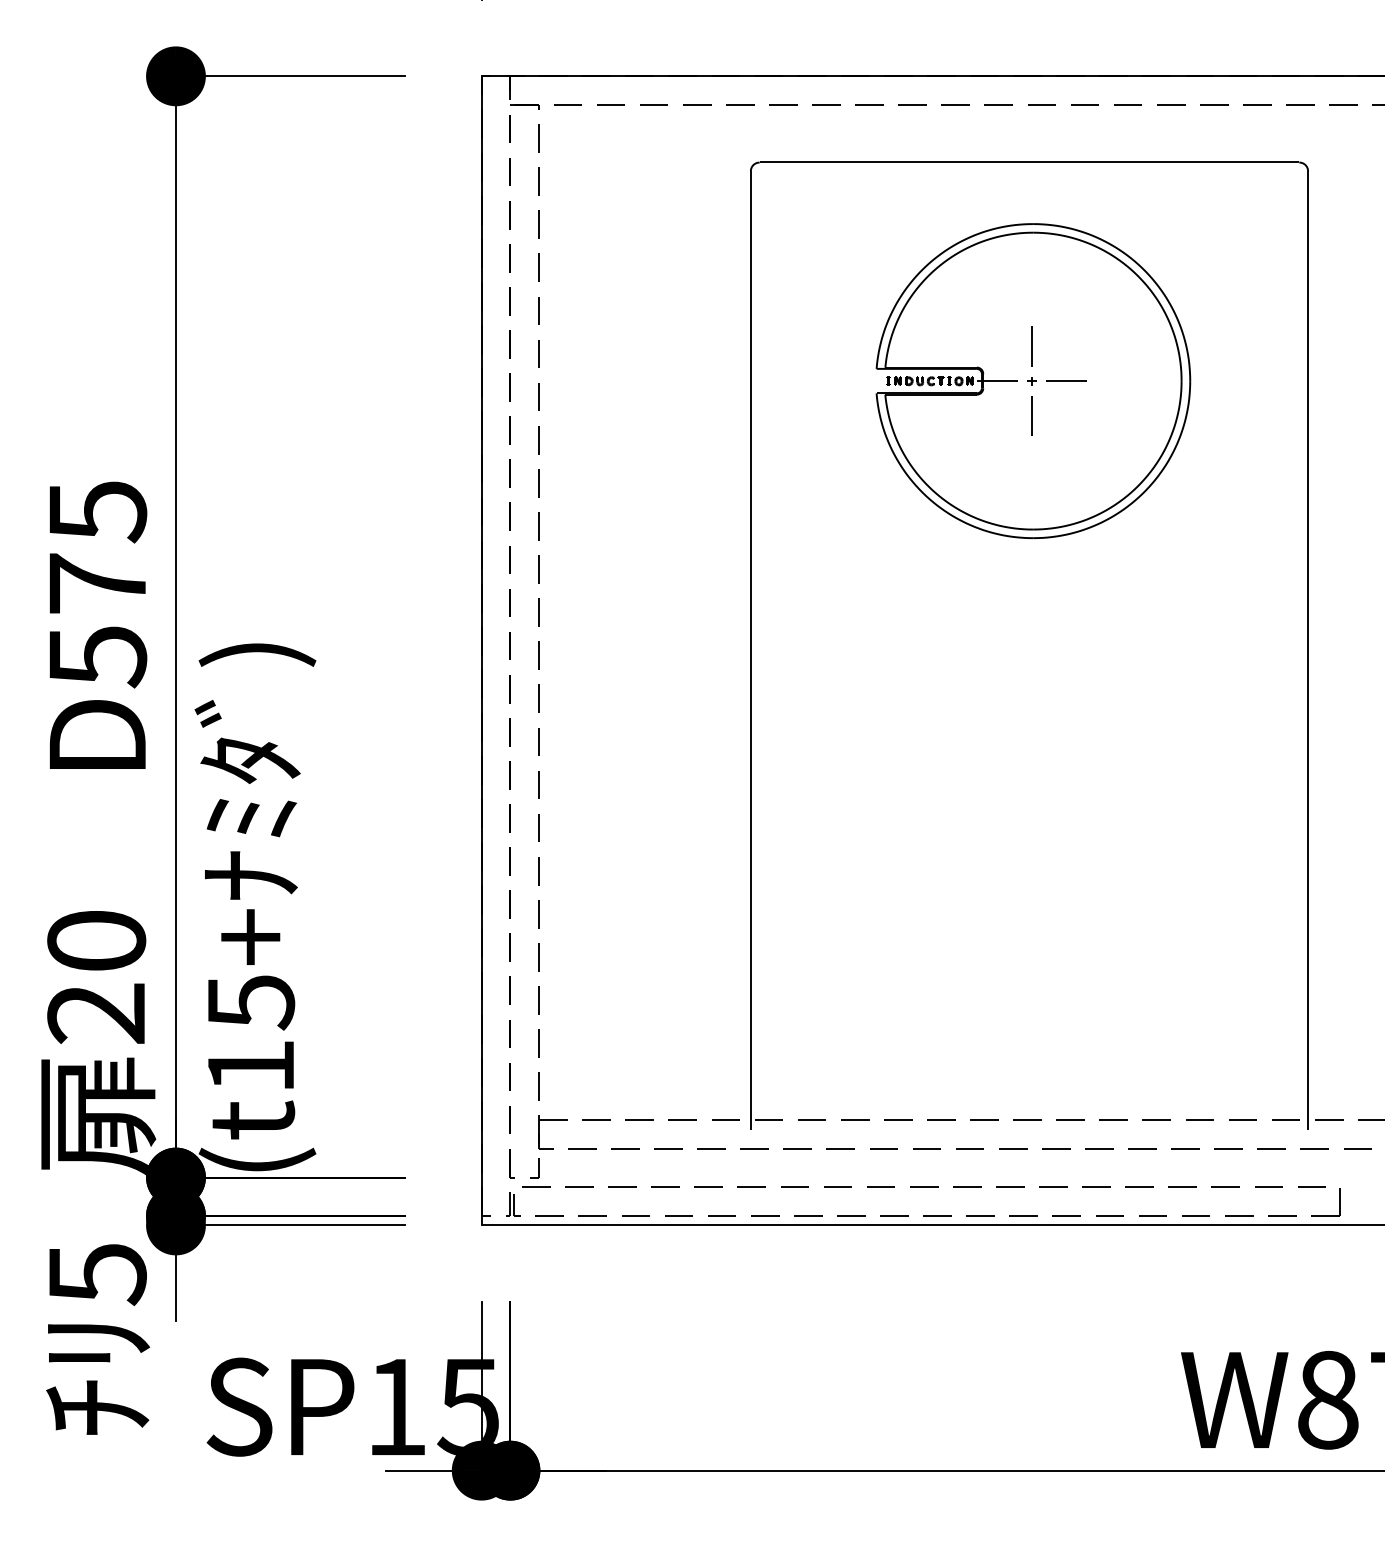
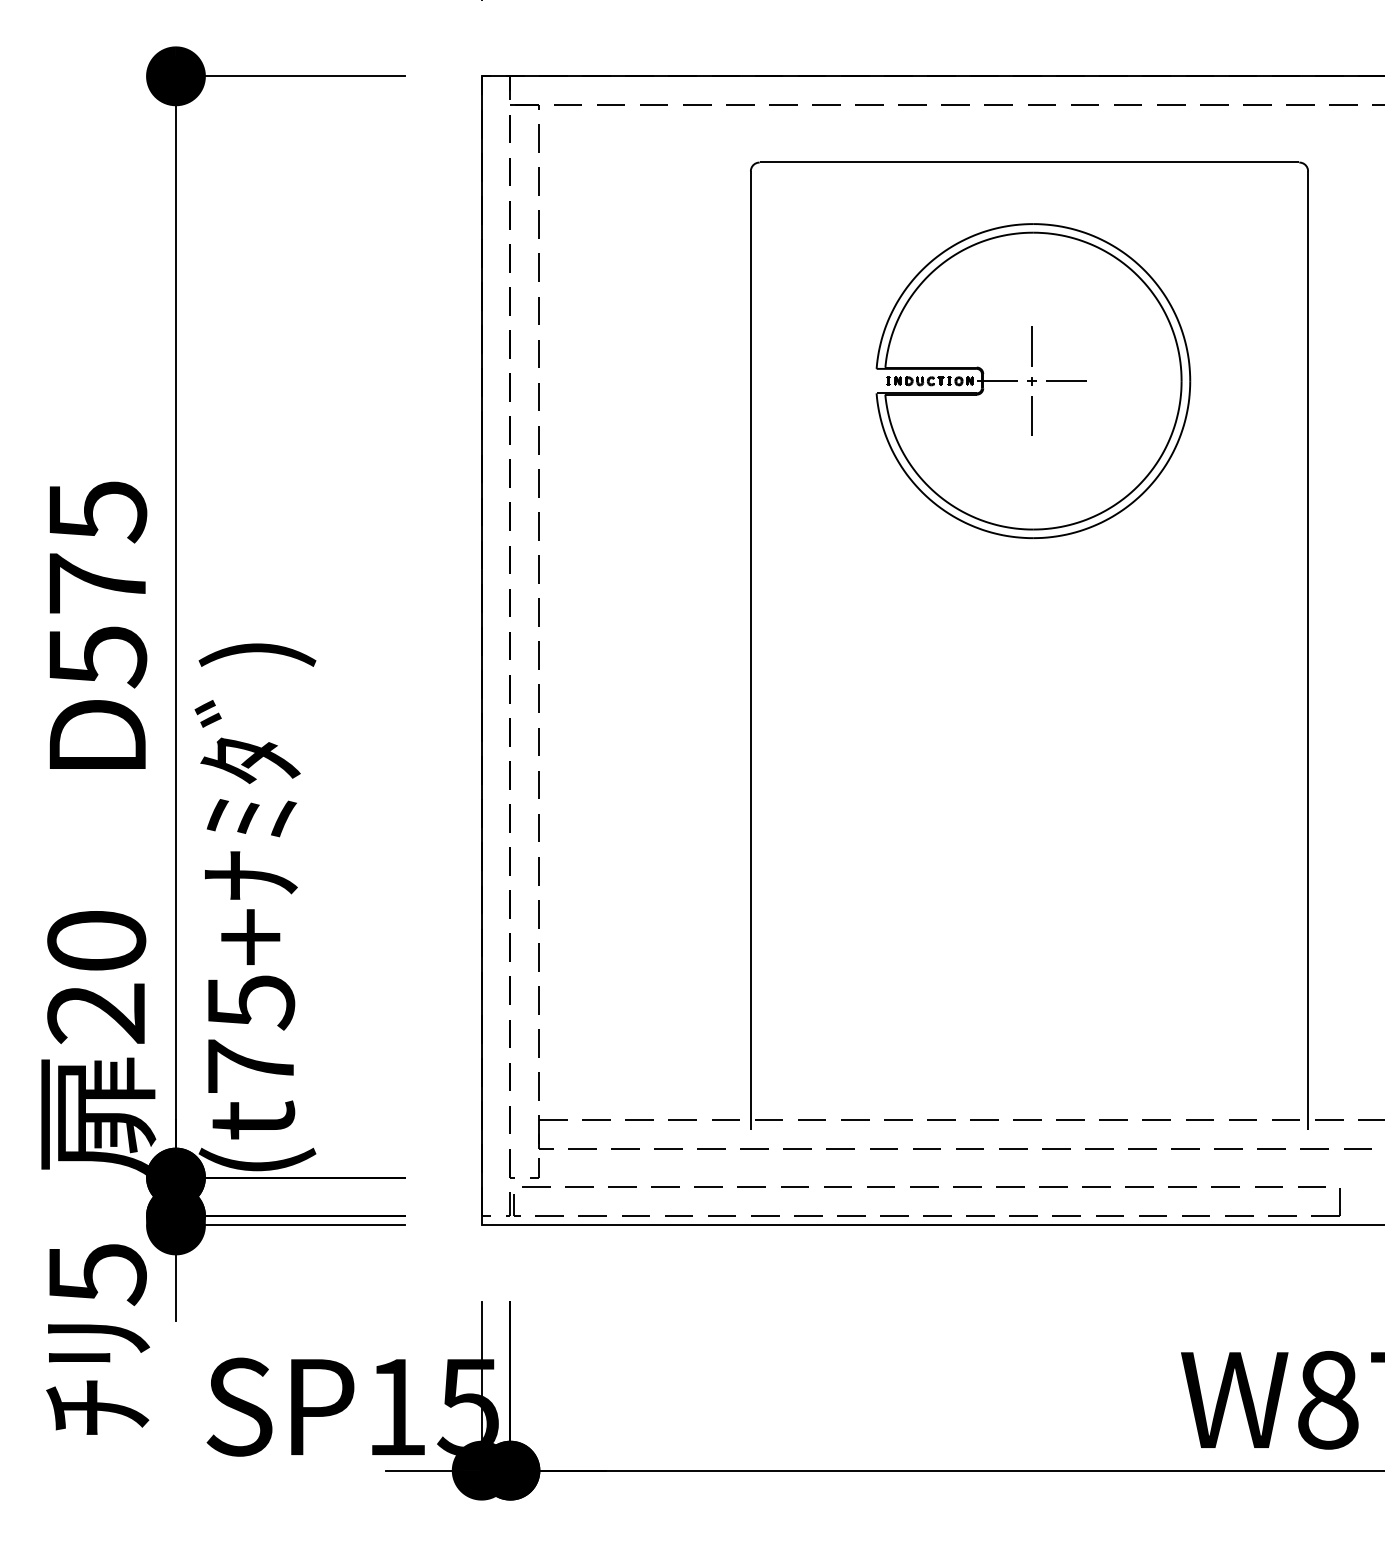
text: (t15+ -> (t75+ (250, 1065)
